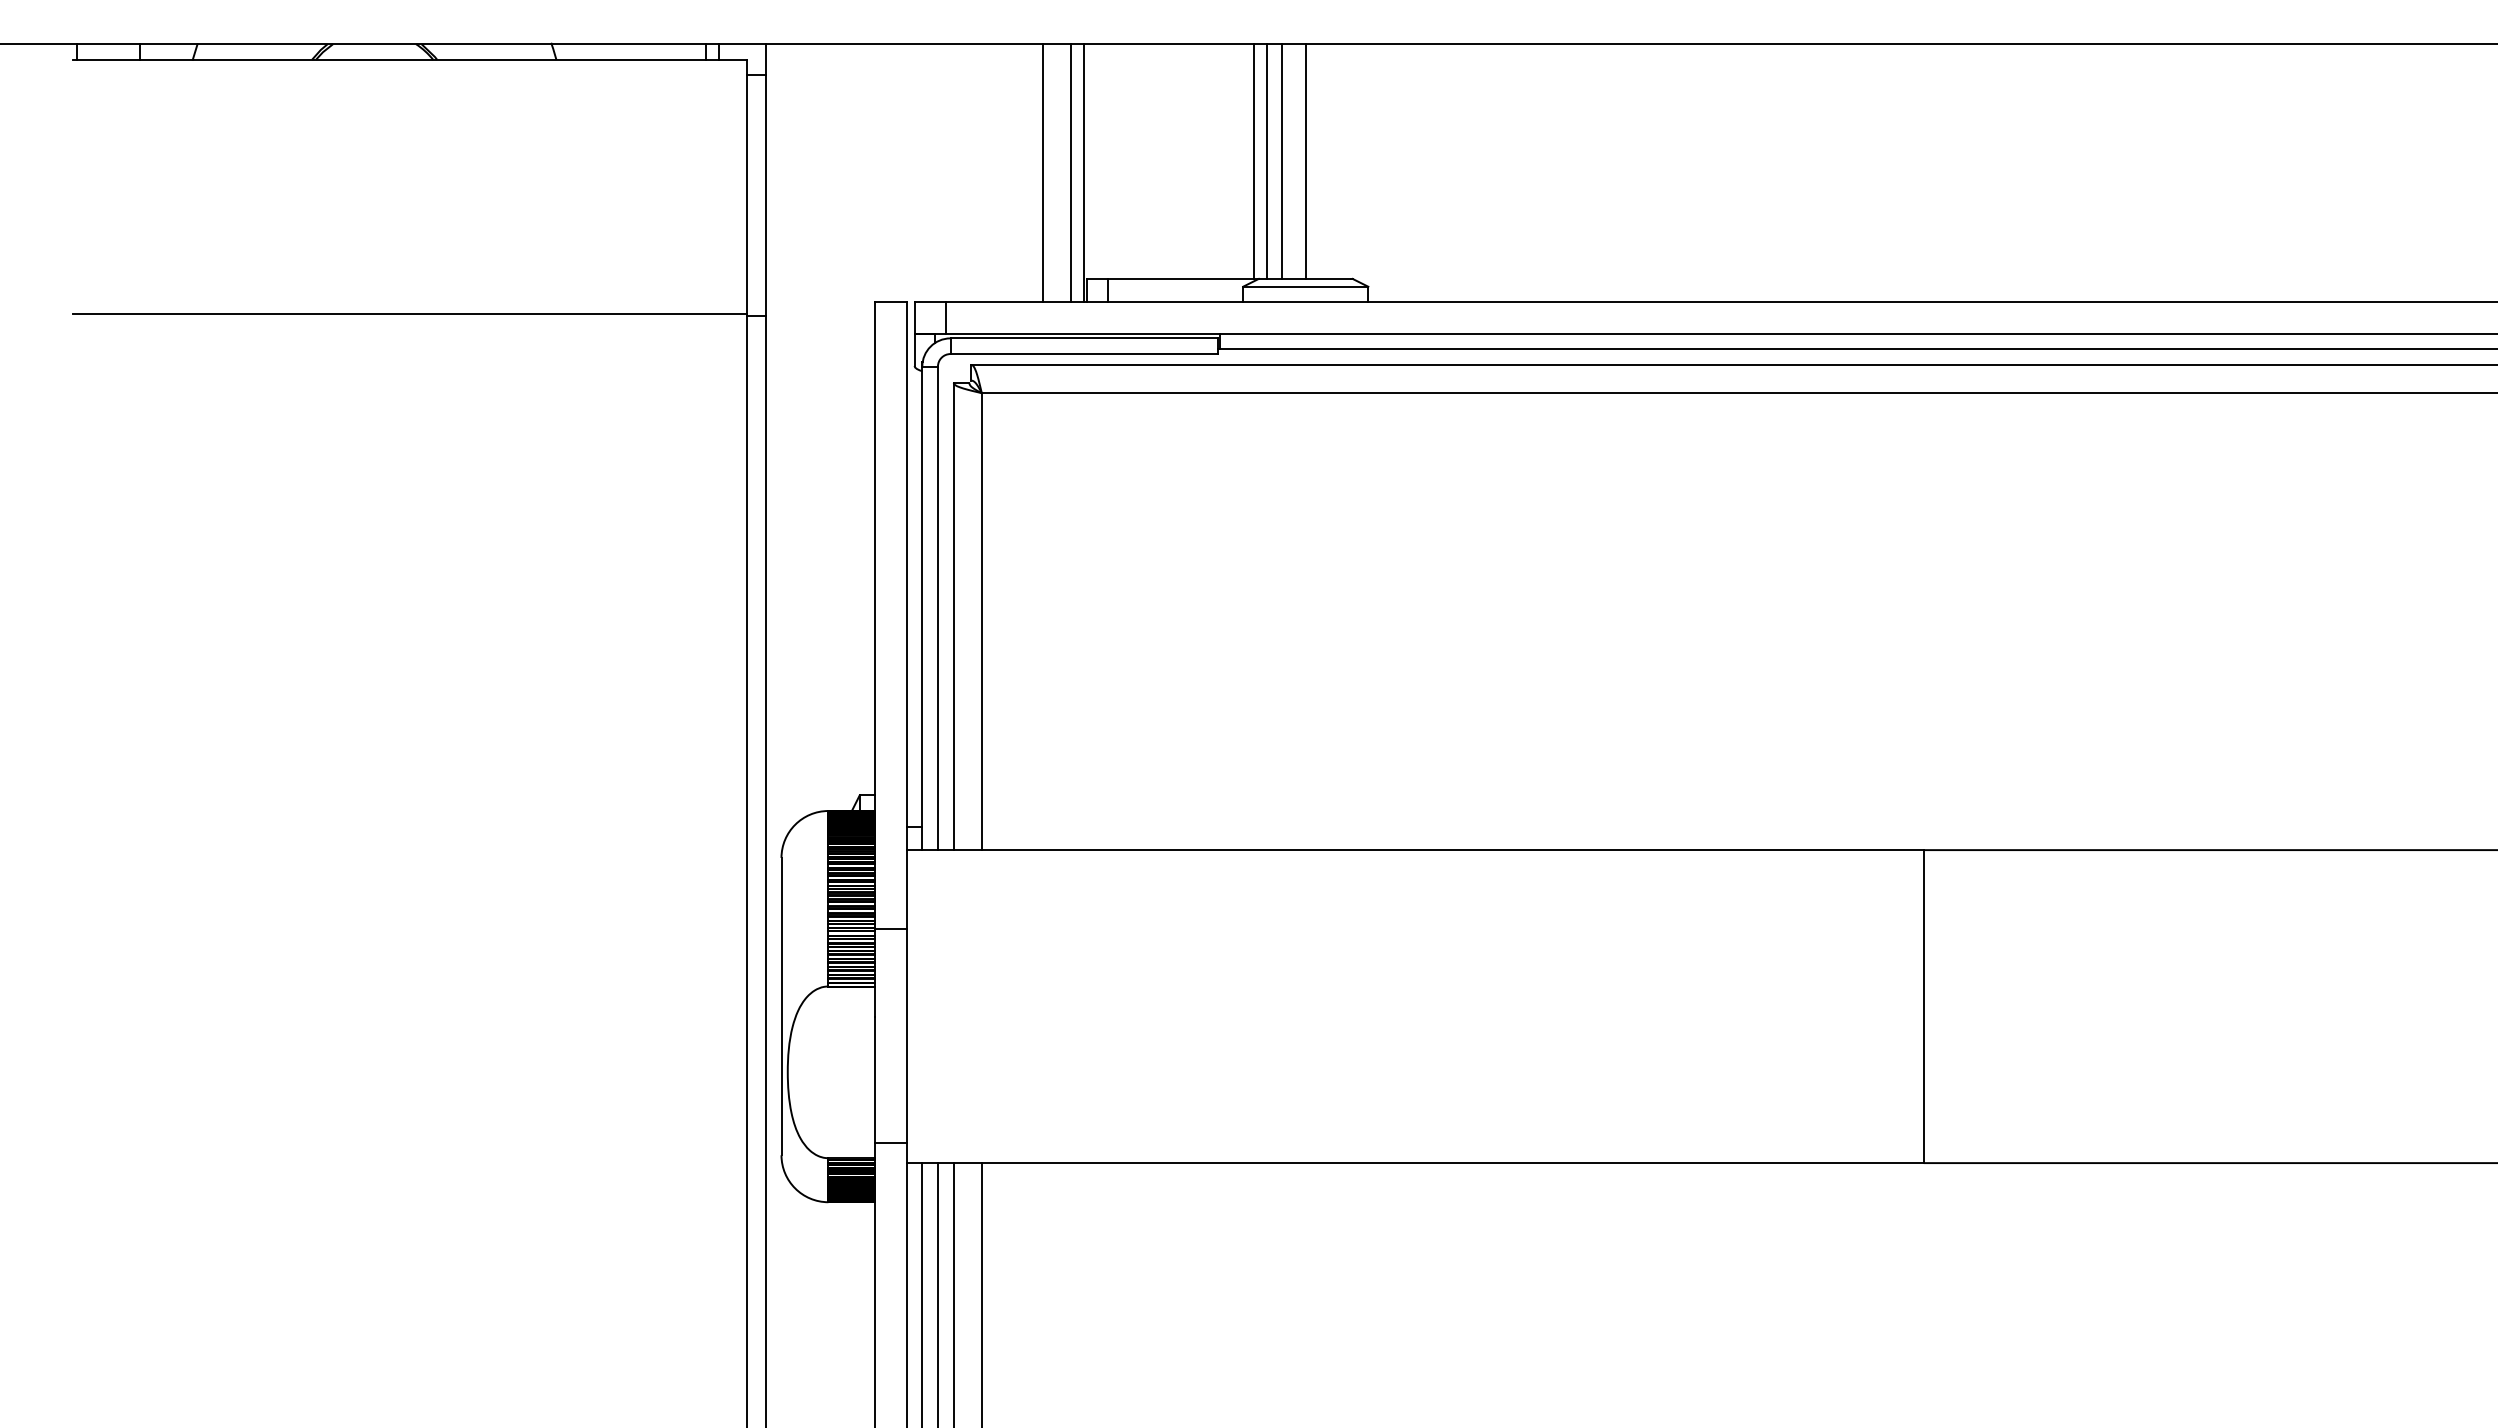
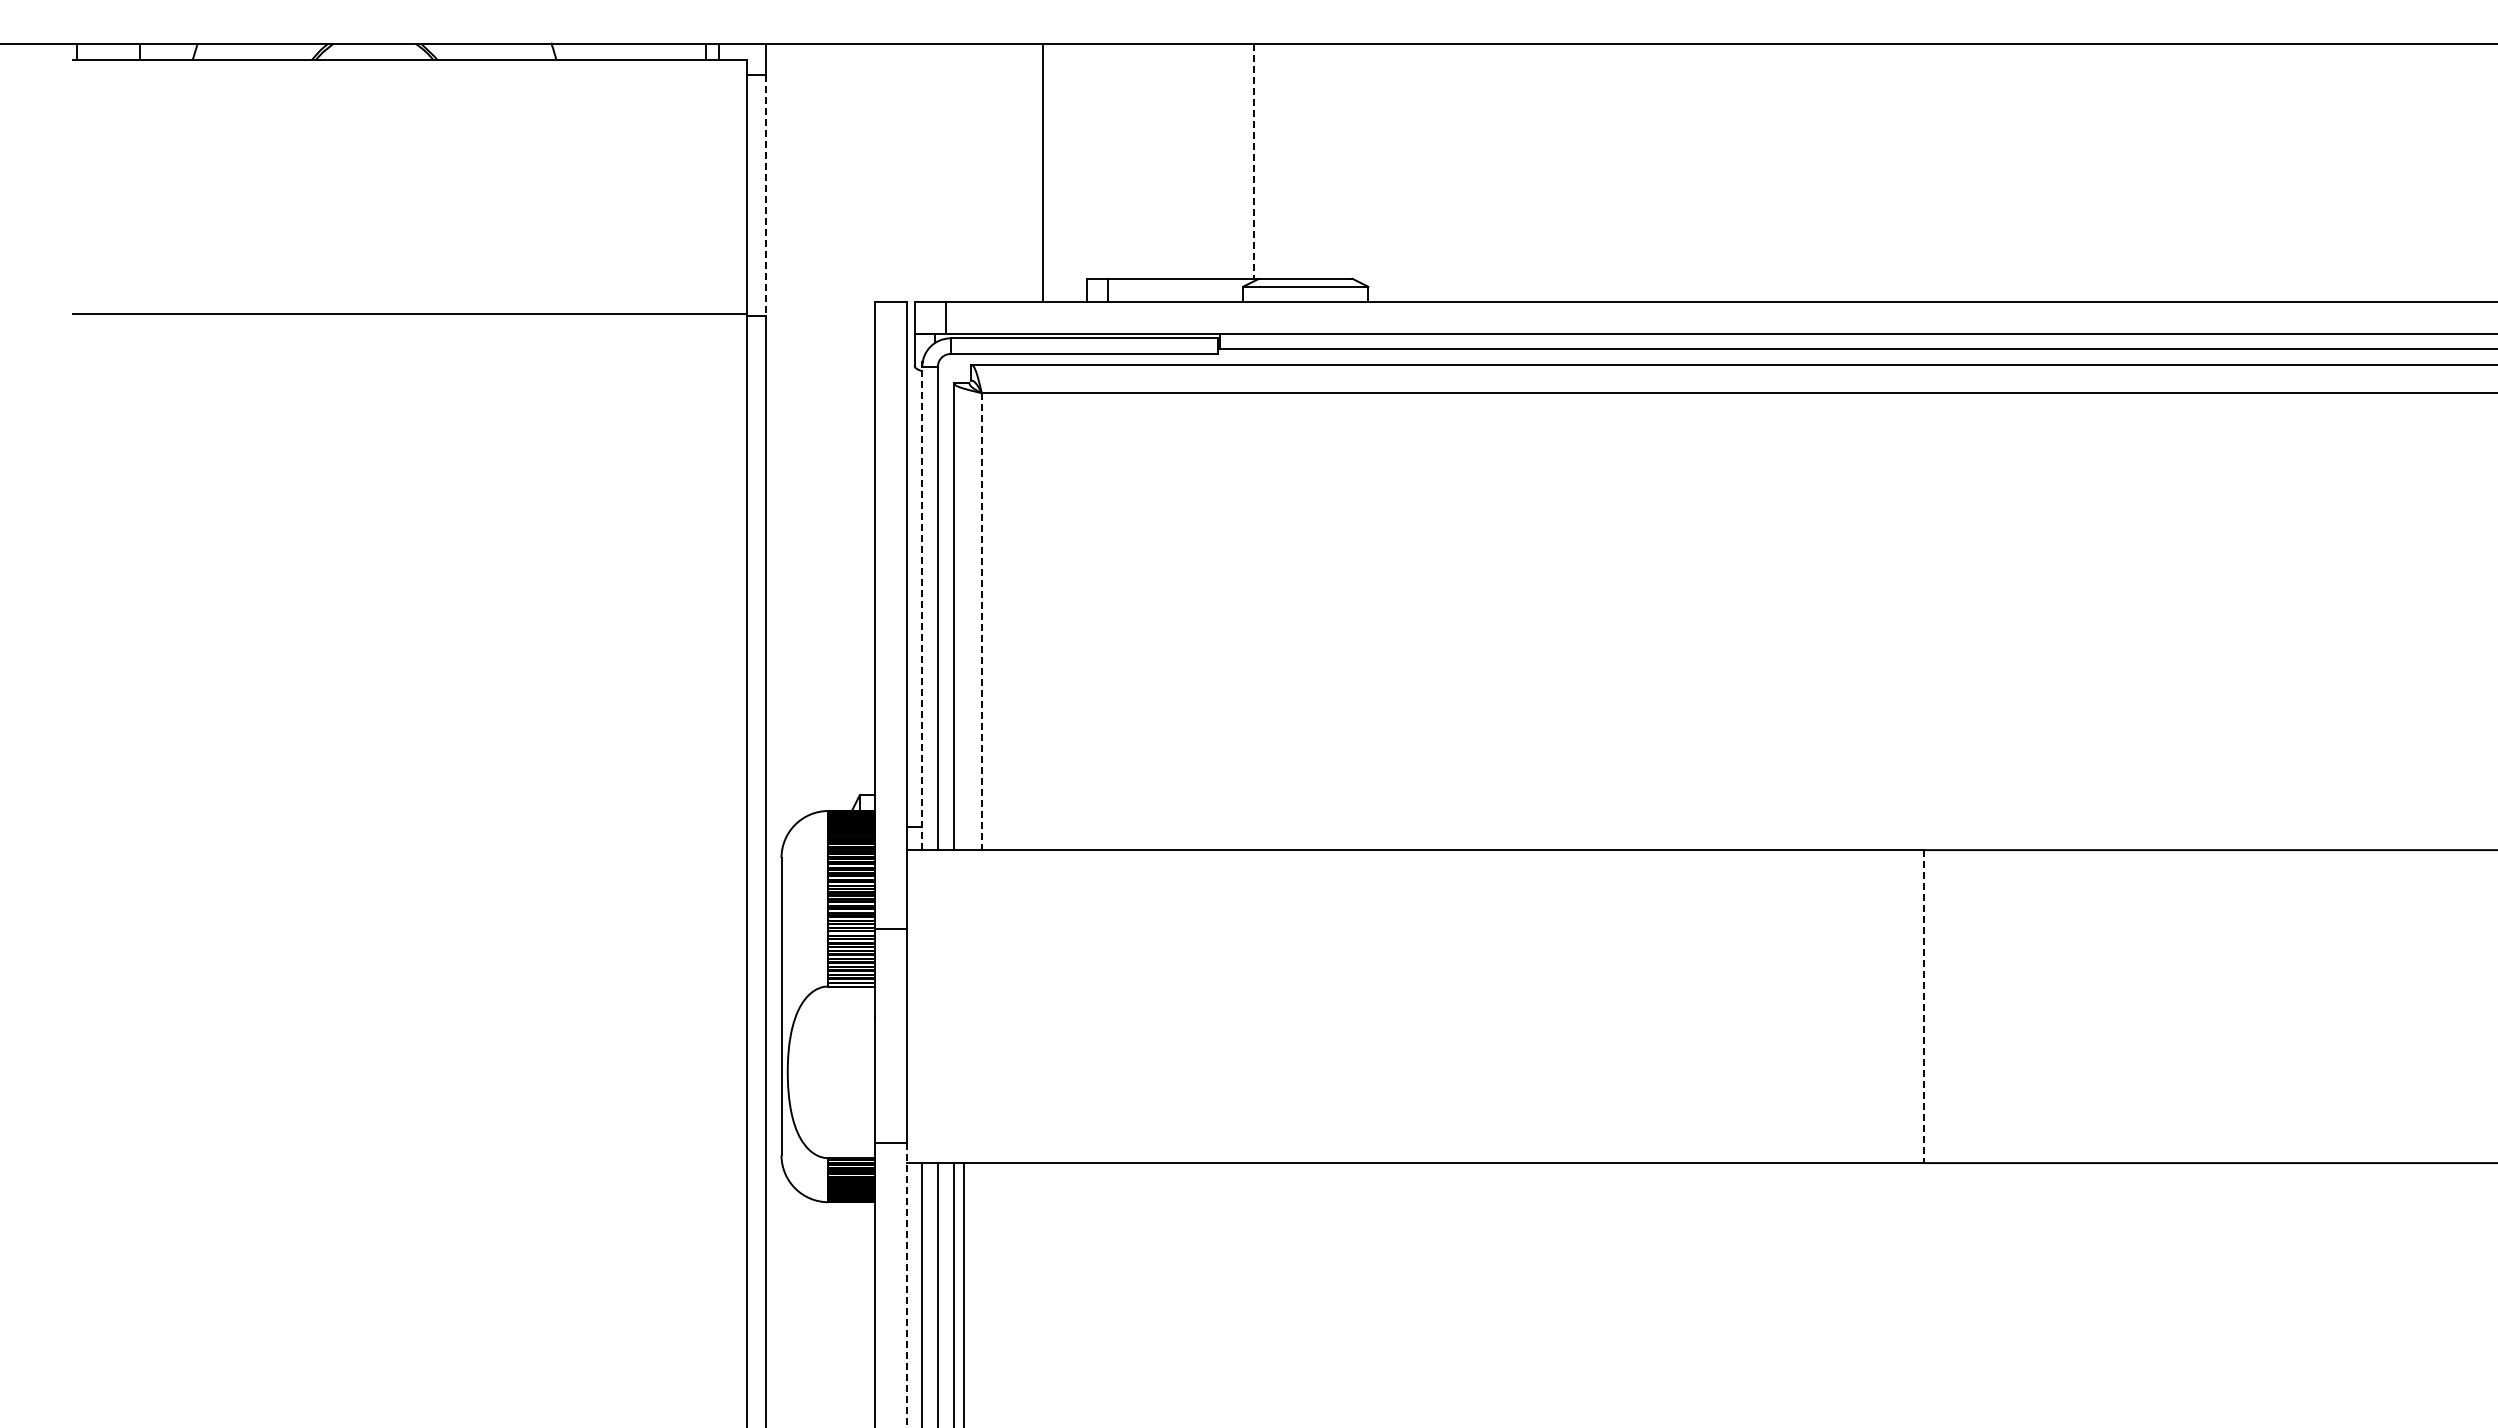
line: present -> none (1266, 161)
line: present -> none (1282, 161)
line: present -> none (1305, 161)
line: solid -> dashed (1254, 162)
line: present -> none (1070, 173)
line: present -> none (1083, 173)
line: solid -> dashed (765, 196)
line: solid -> dashed (922, 608)
line: solid -> dashed (981, 622)
line: solid -> dashed (1923, 1007)
line: solid -> dashed (906, 1284)
line position: (981, 1293) -> (963, 1293) (963, 1293)
